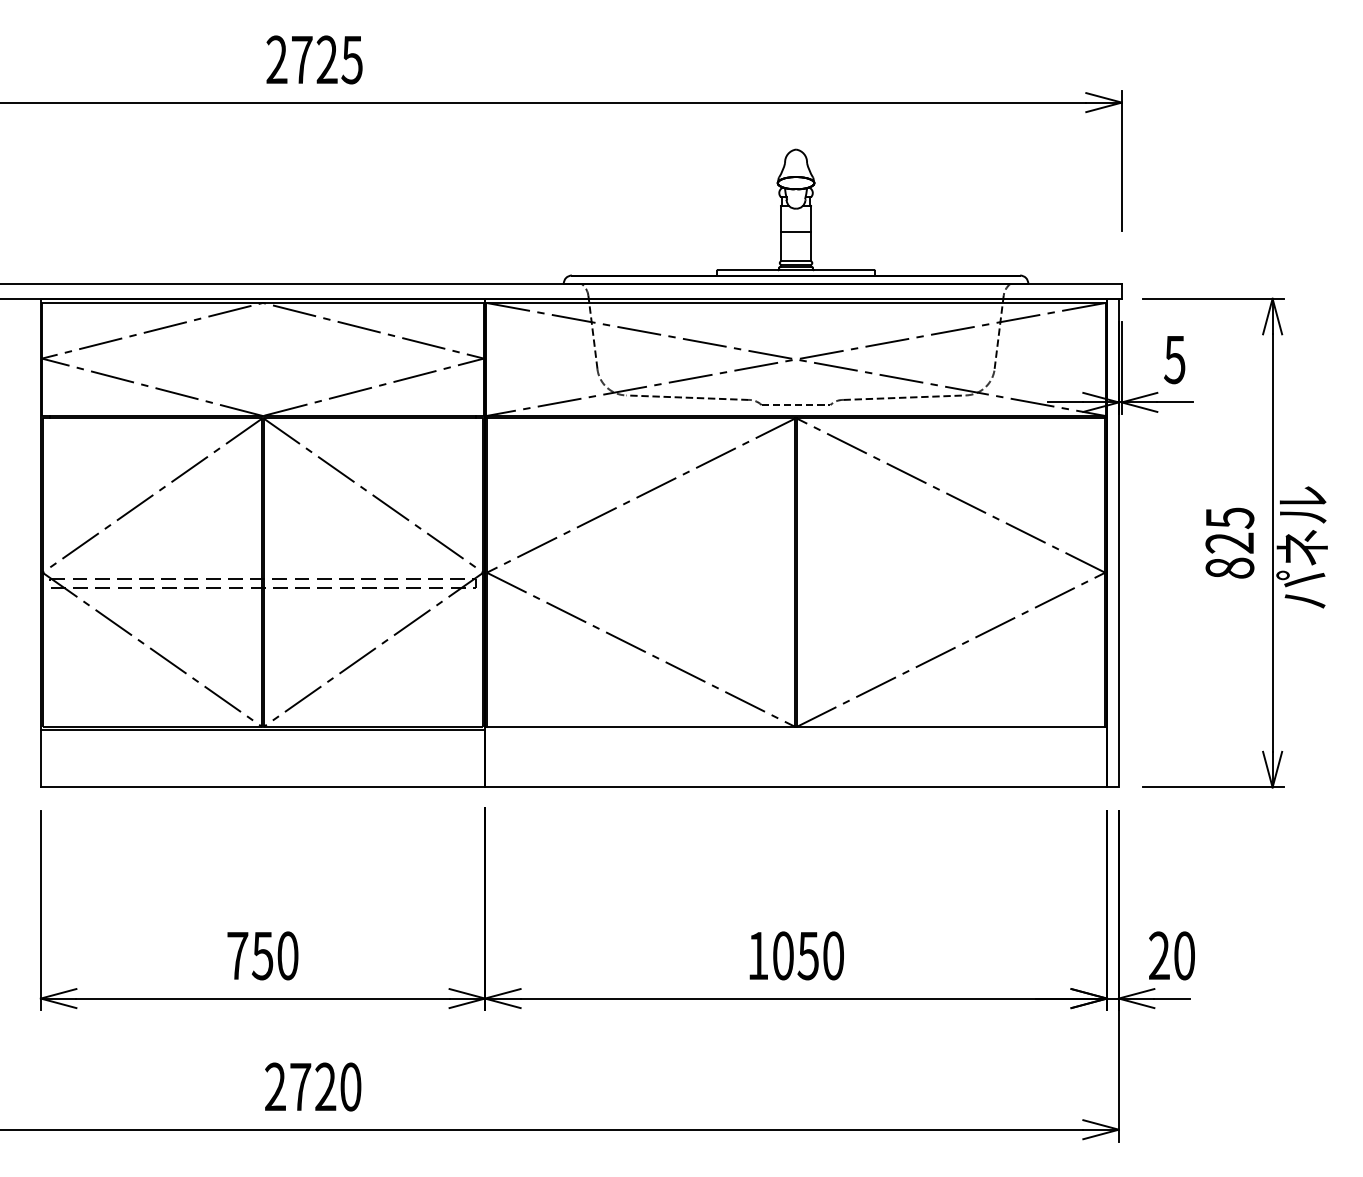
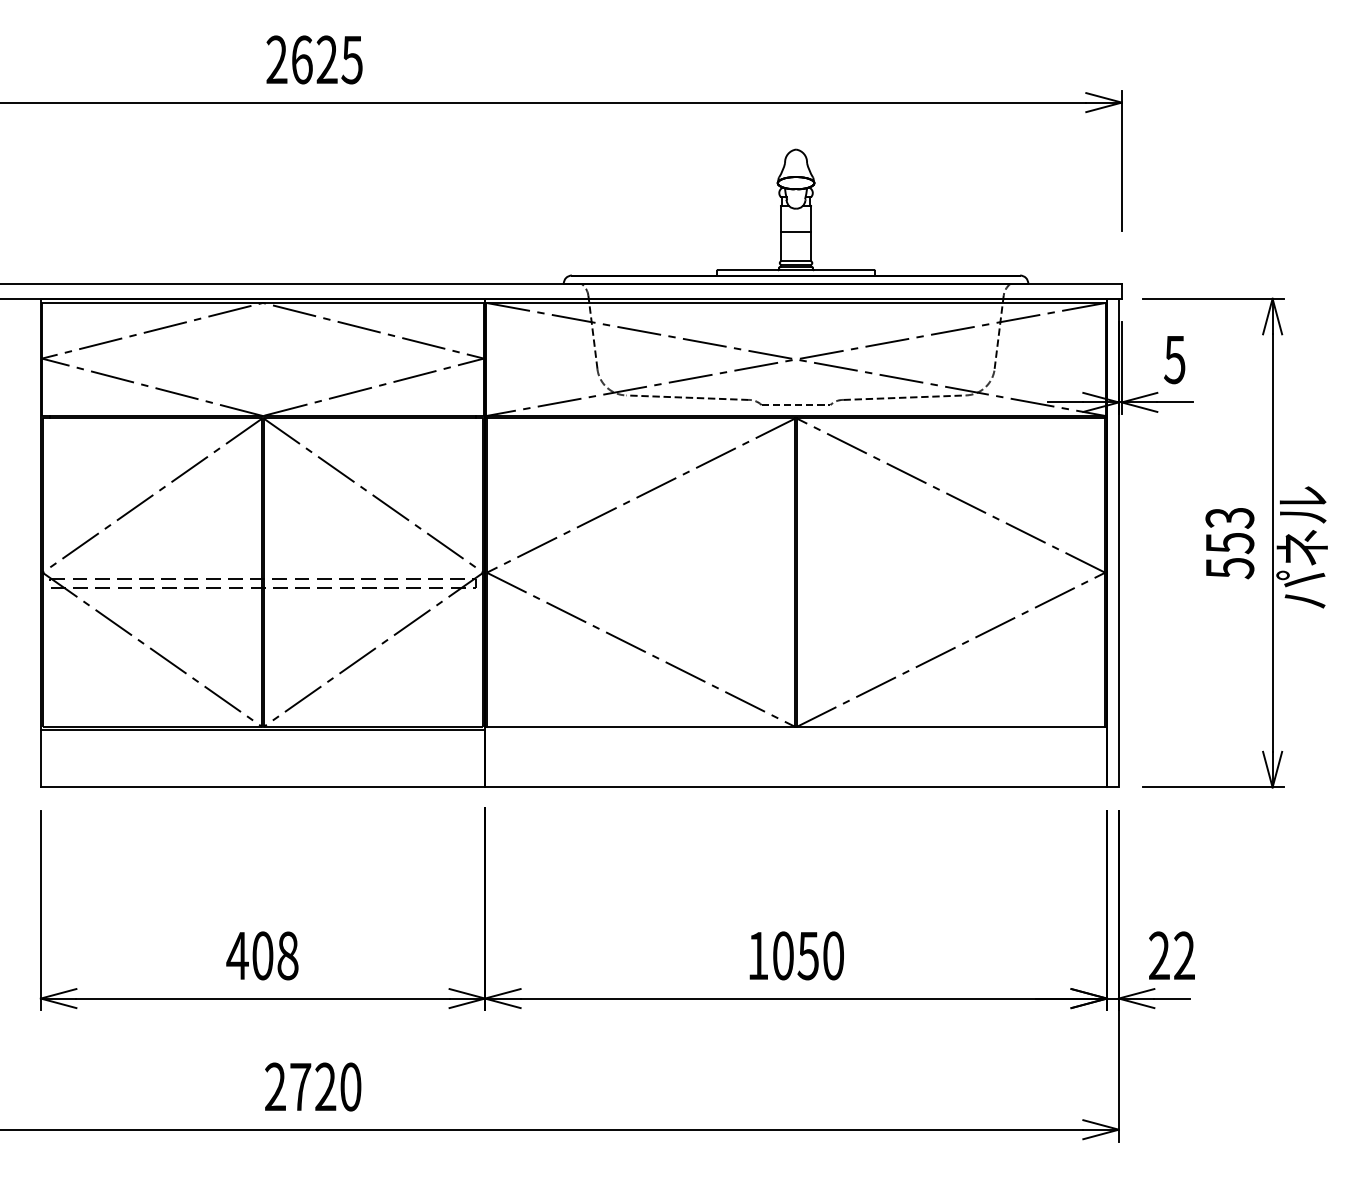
text: 2725 -> 2625 (302, 59)
text: 825 -> 553 (1229, 543)
text: 750 -> 408 (262, 955)
text: 20 -> 22 (1184, 955)
